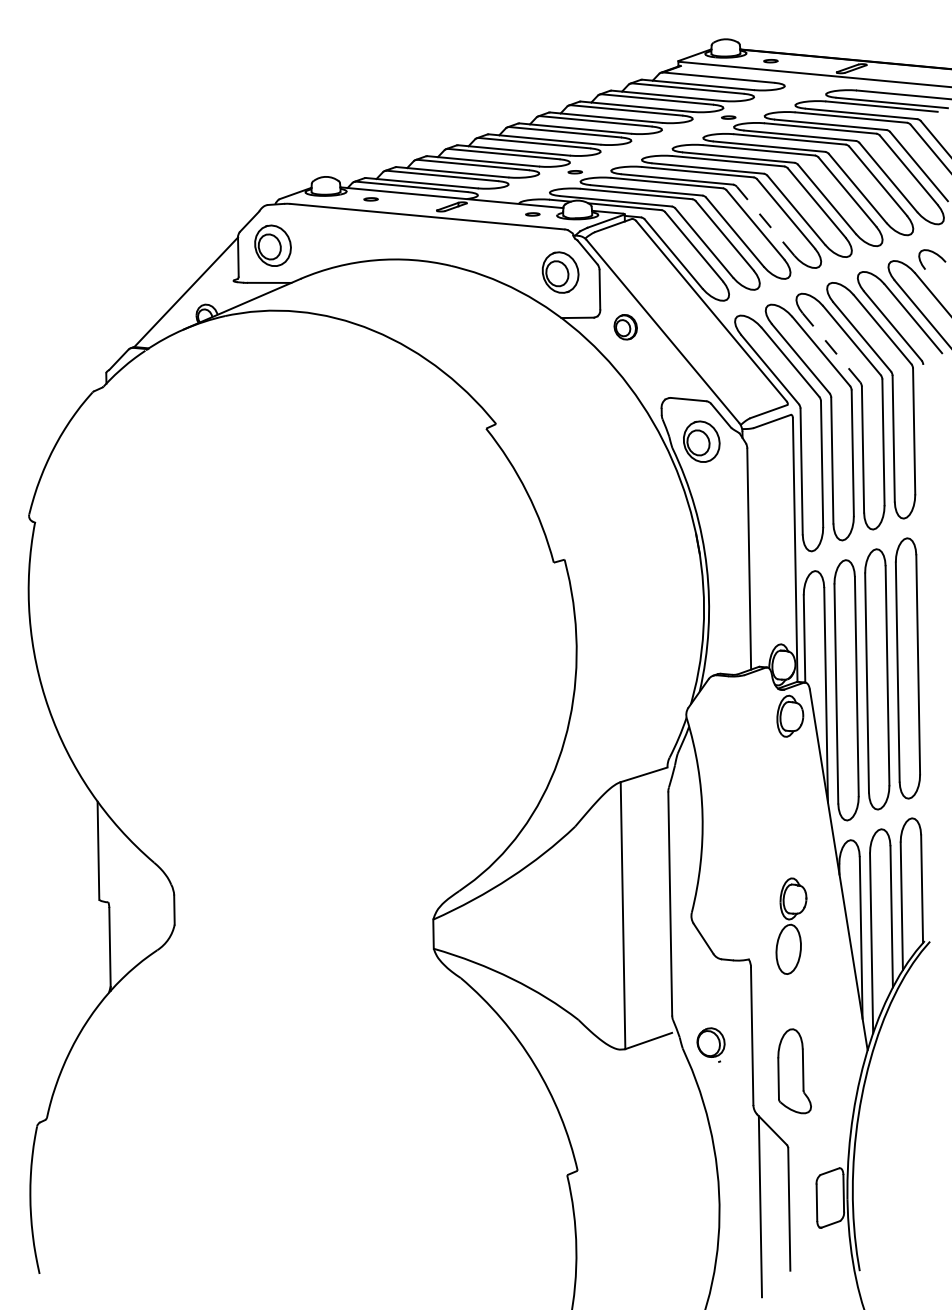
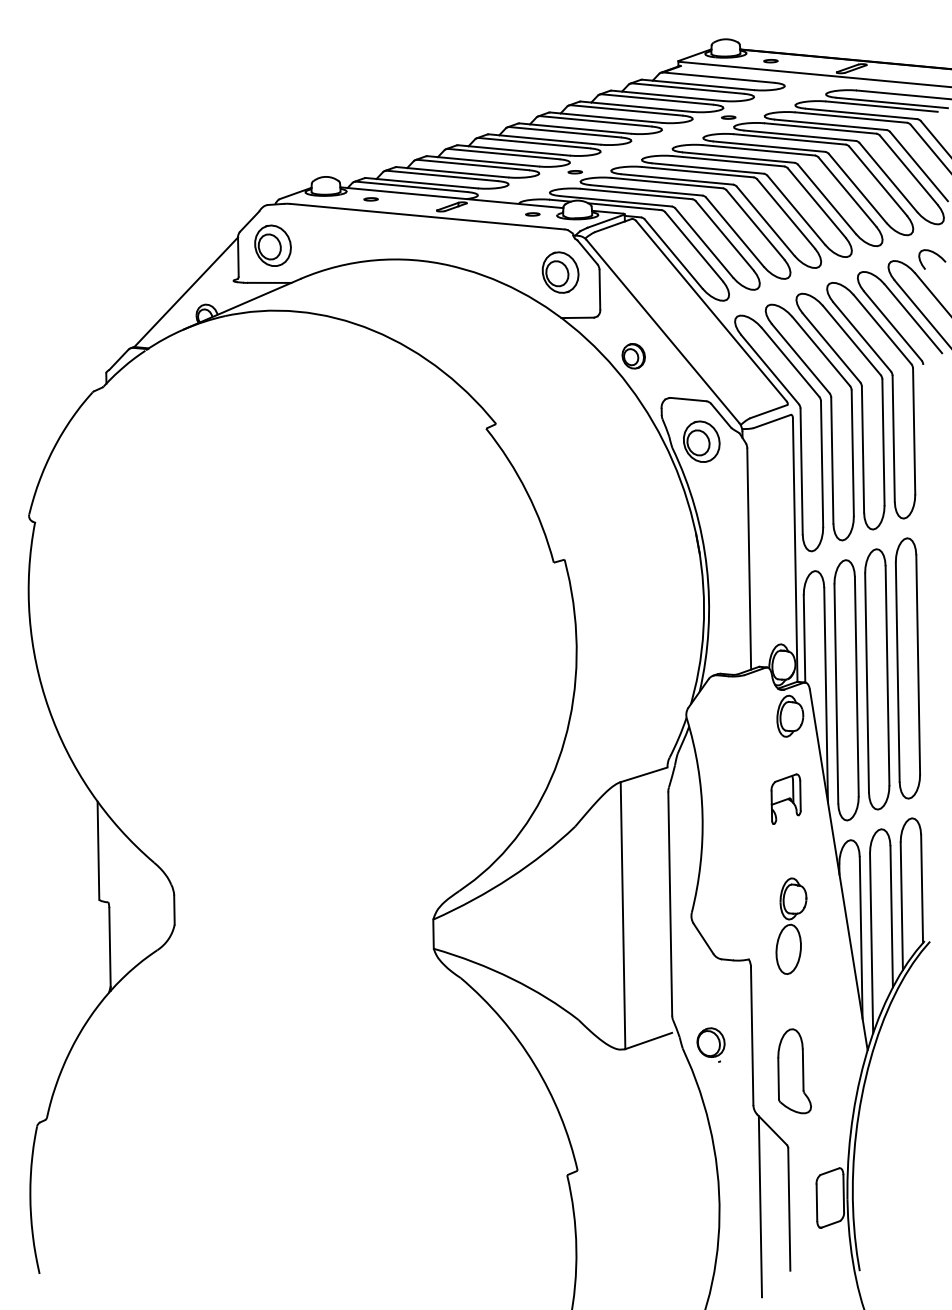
line: dashed -> solid (765, 221)
part position: (625, 327) -> (633, 356) (633, 356)
line: dashed -> solid (831, 347)
part: none -> present (785, 798)
